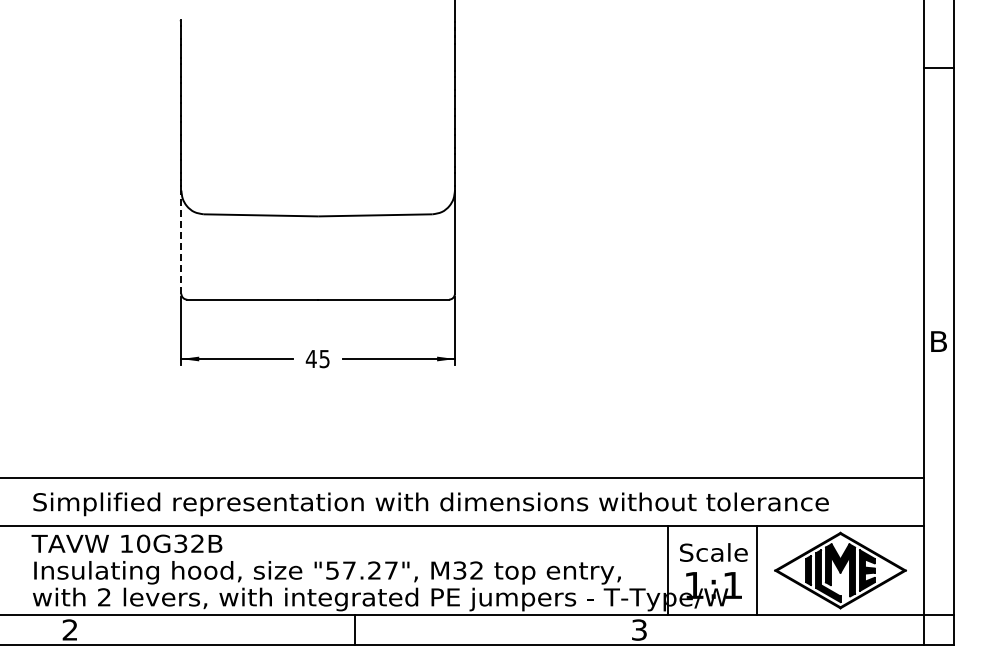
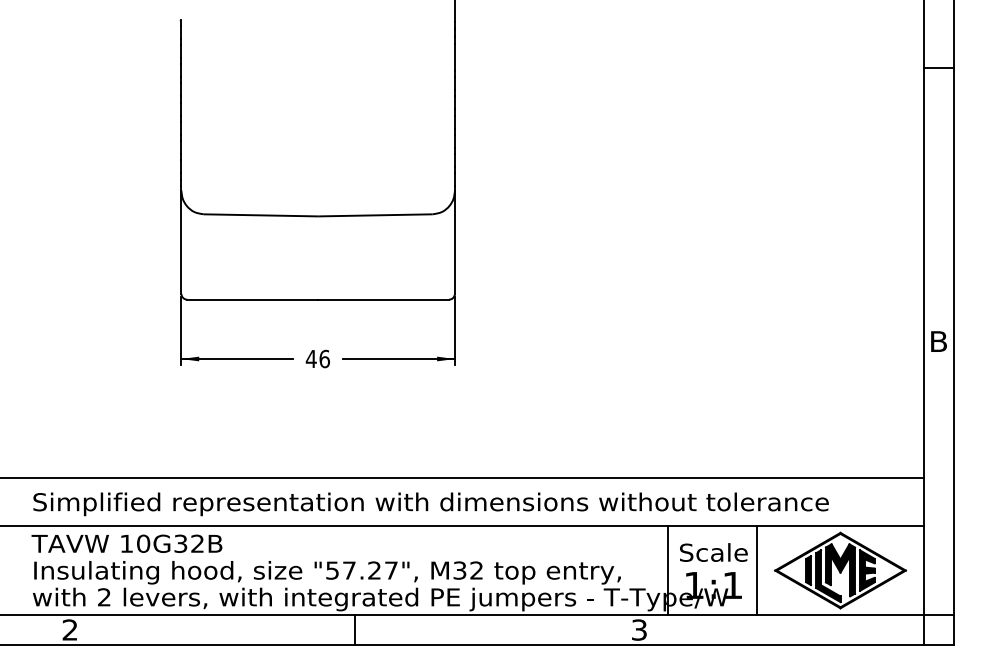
line: dashed -> solid (181, 242)
text: 45 -> 46 (324, 358)
